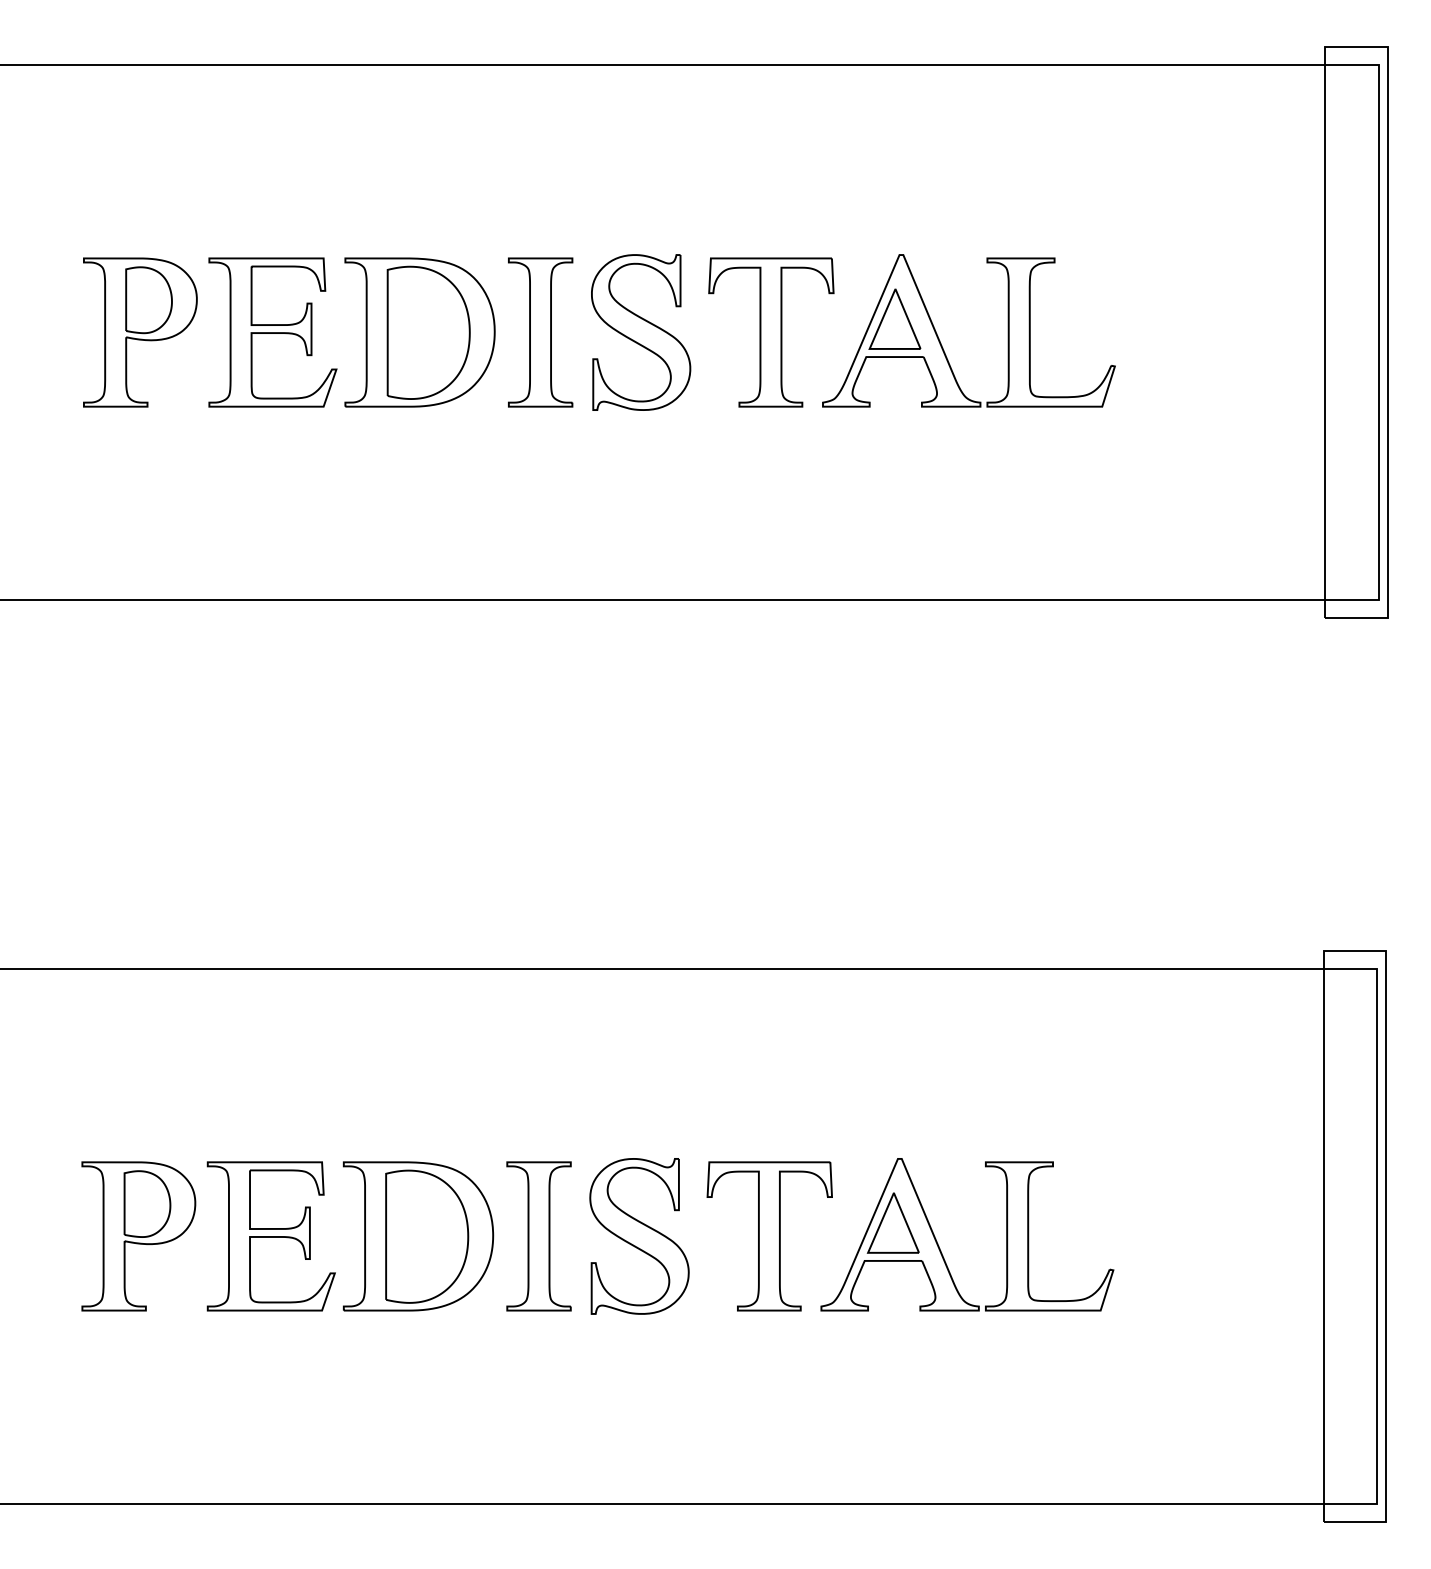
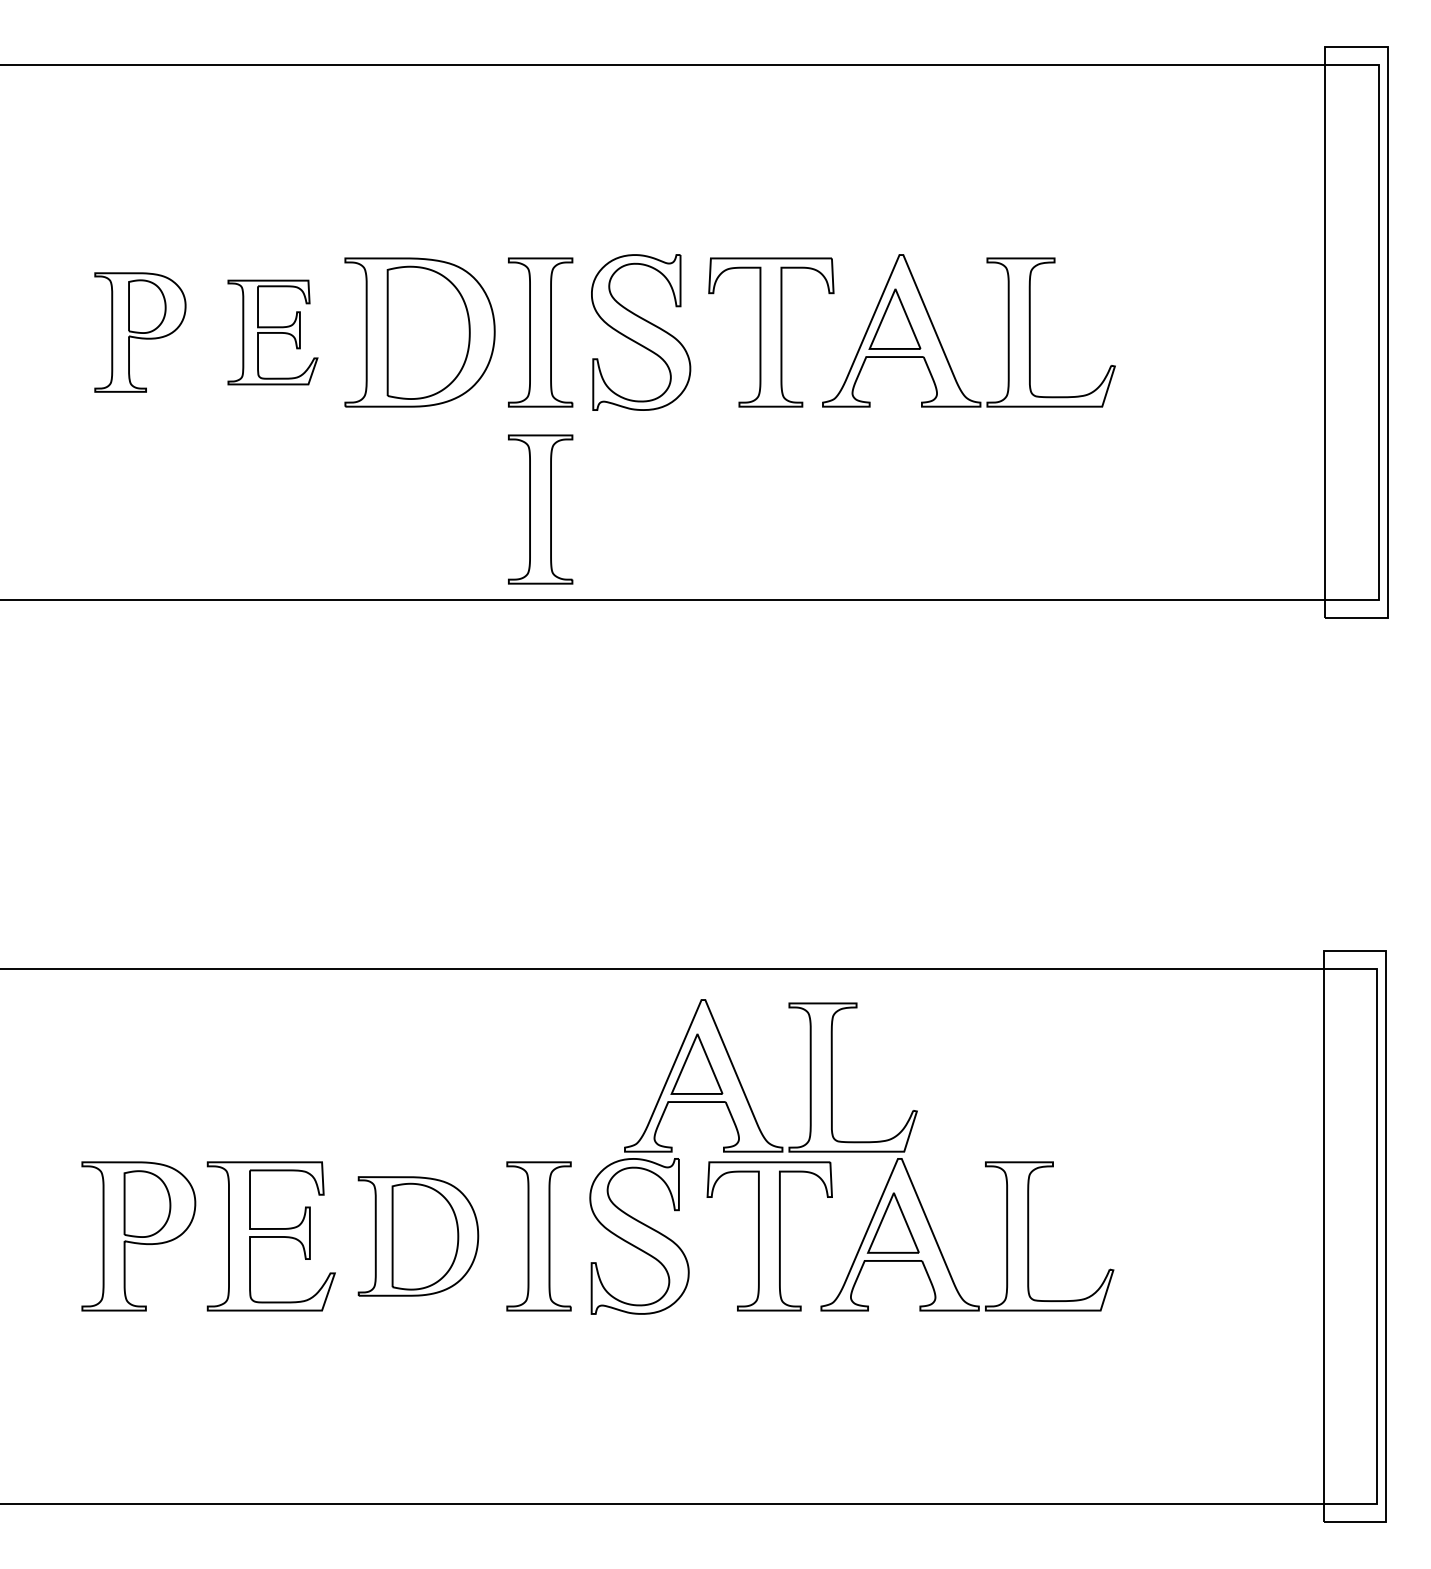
part size: 115x151 px -> 93x121 px (140, 332)
part size: 130x151 px -> 92x107 px (272, 332)
part: none -> present (540, 509)
part: none -> present (742, 1085)
part size: 153x151 px -> 123x121 px (418, 1236)
